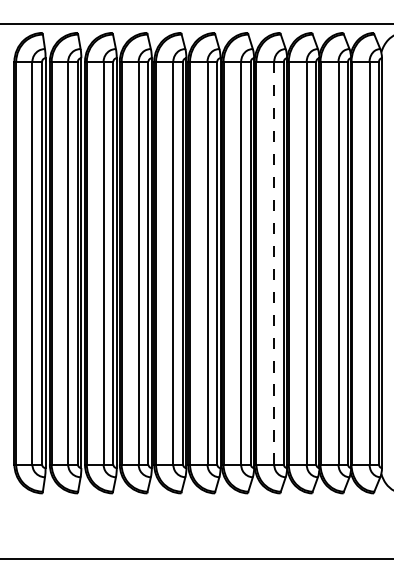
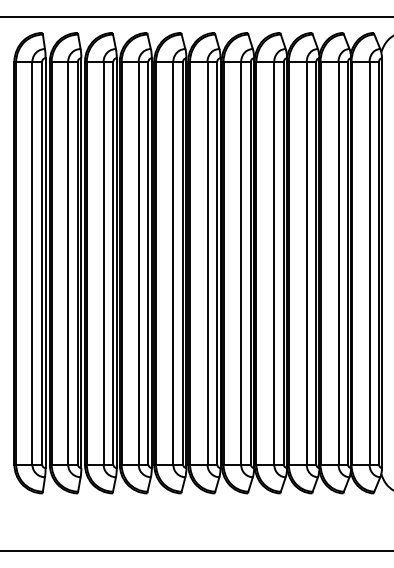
line position: (196, 24) -> (196, 17) (196, 17)
line: dashed -> solid (274, 262)
line position: (196, 558) -> (196, 550) (196, 550)
